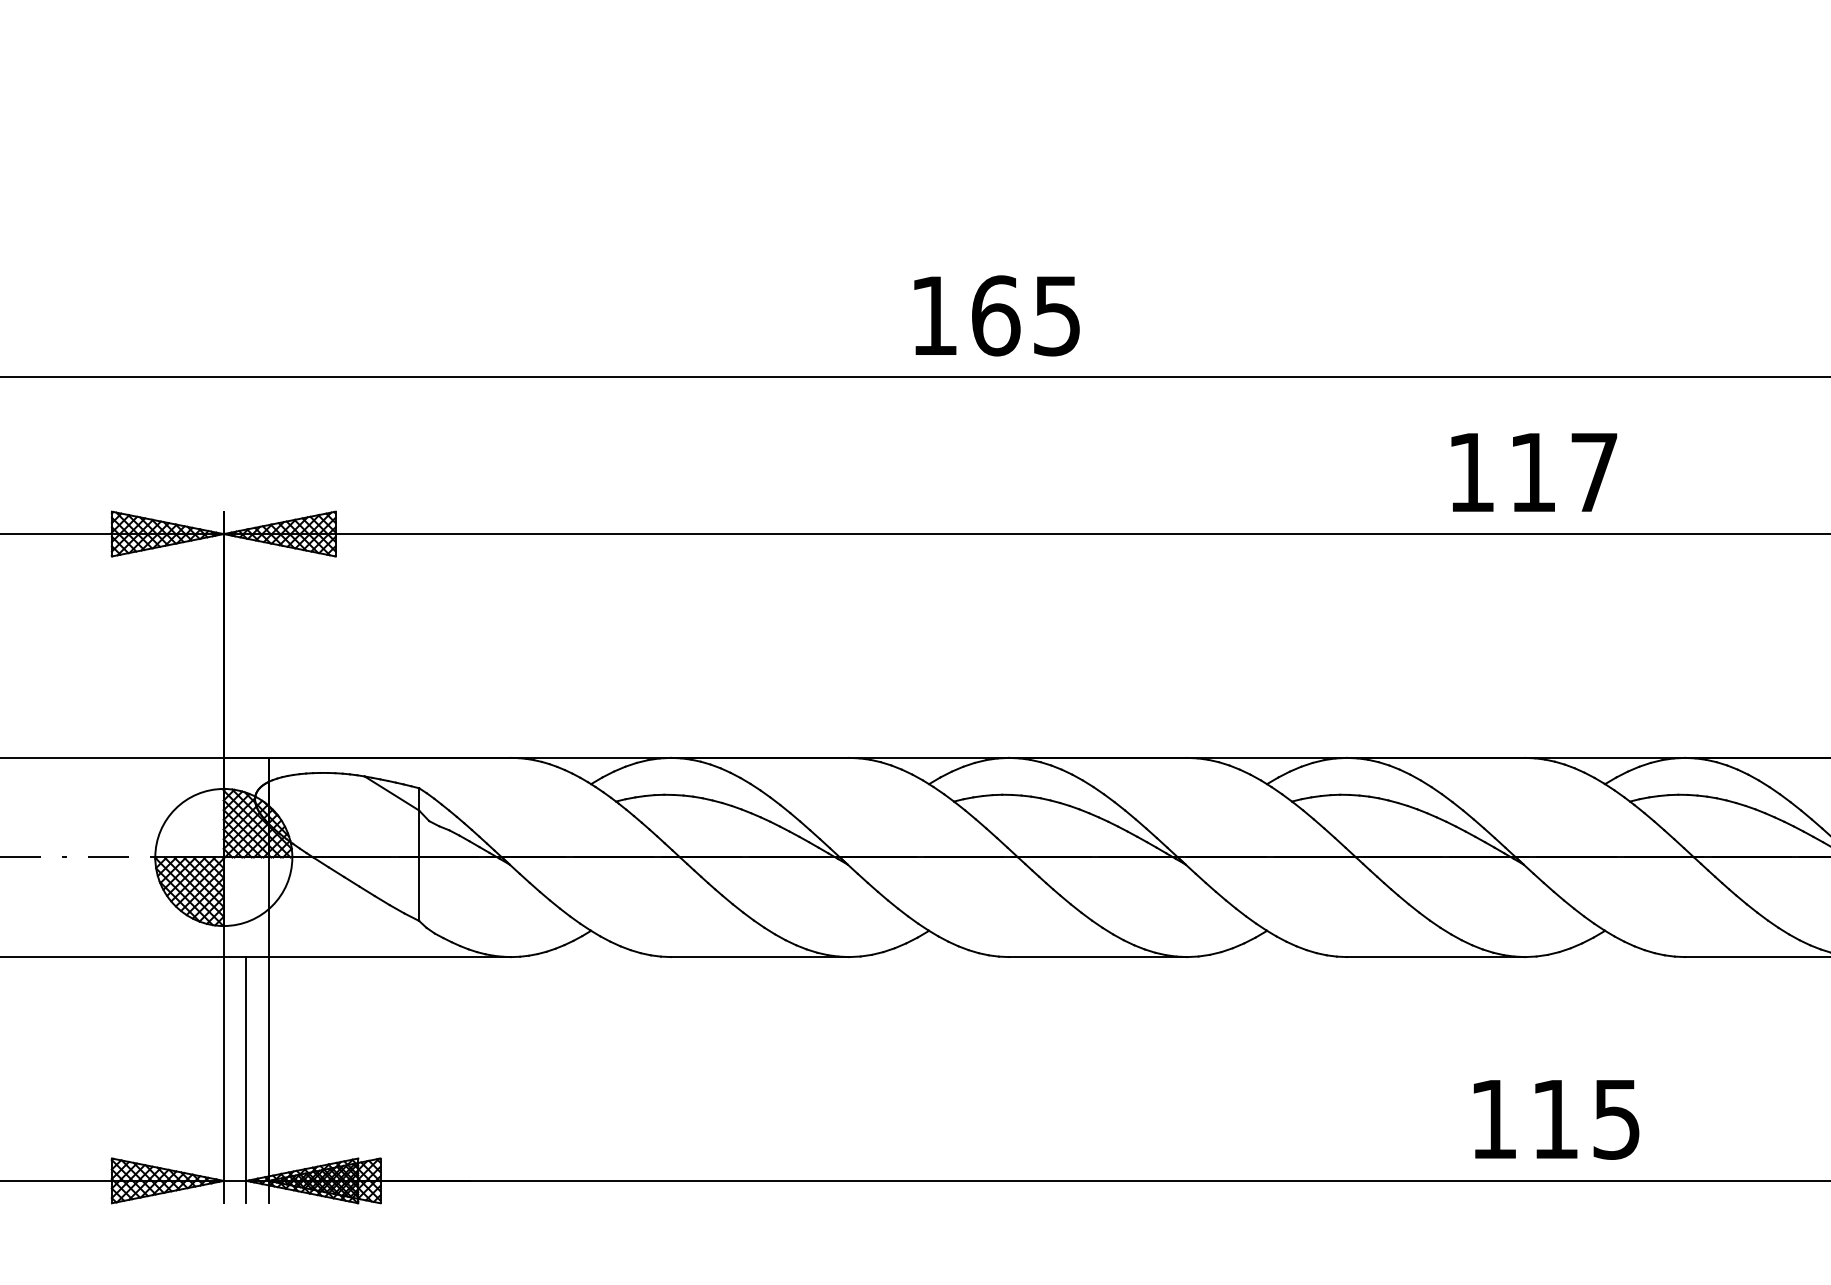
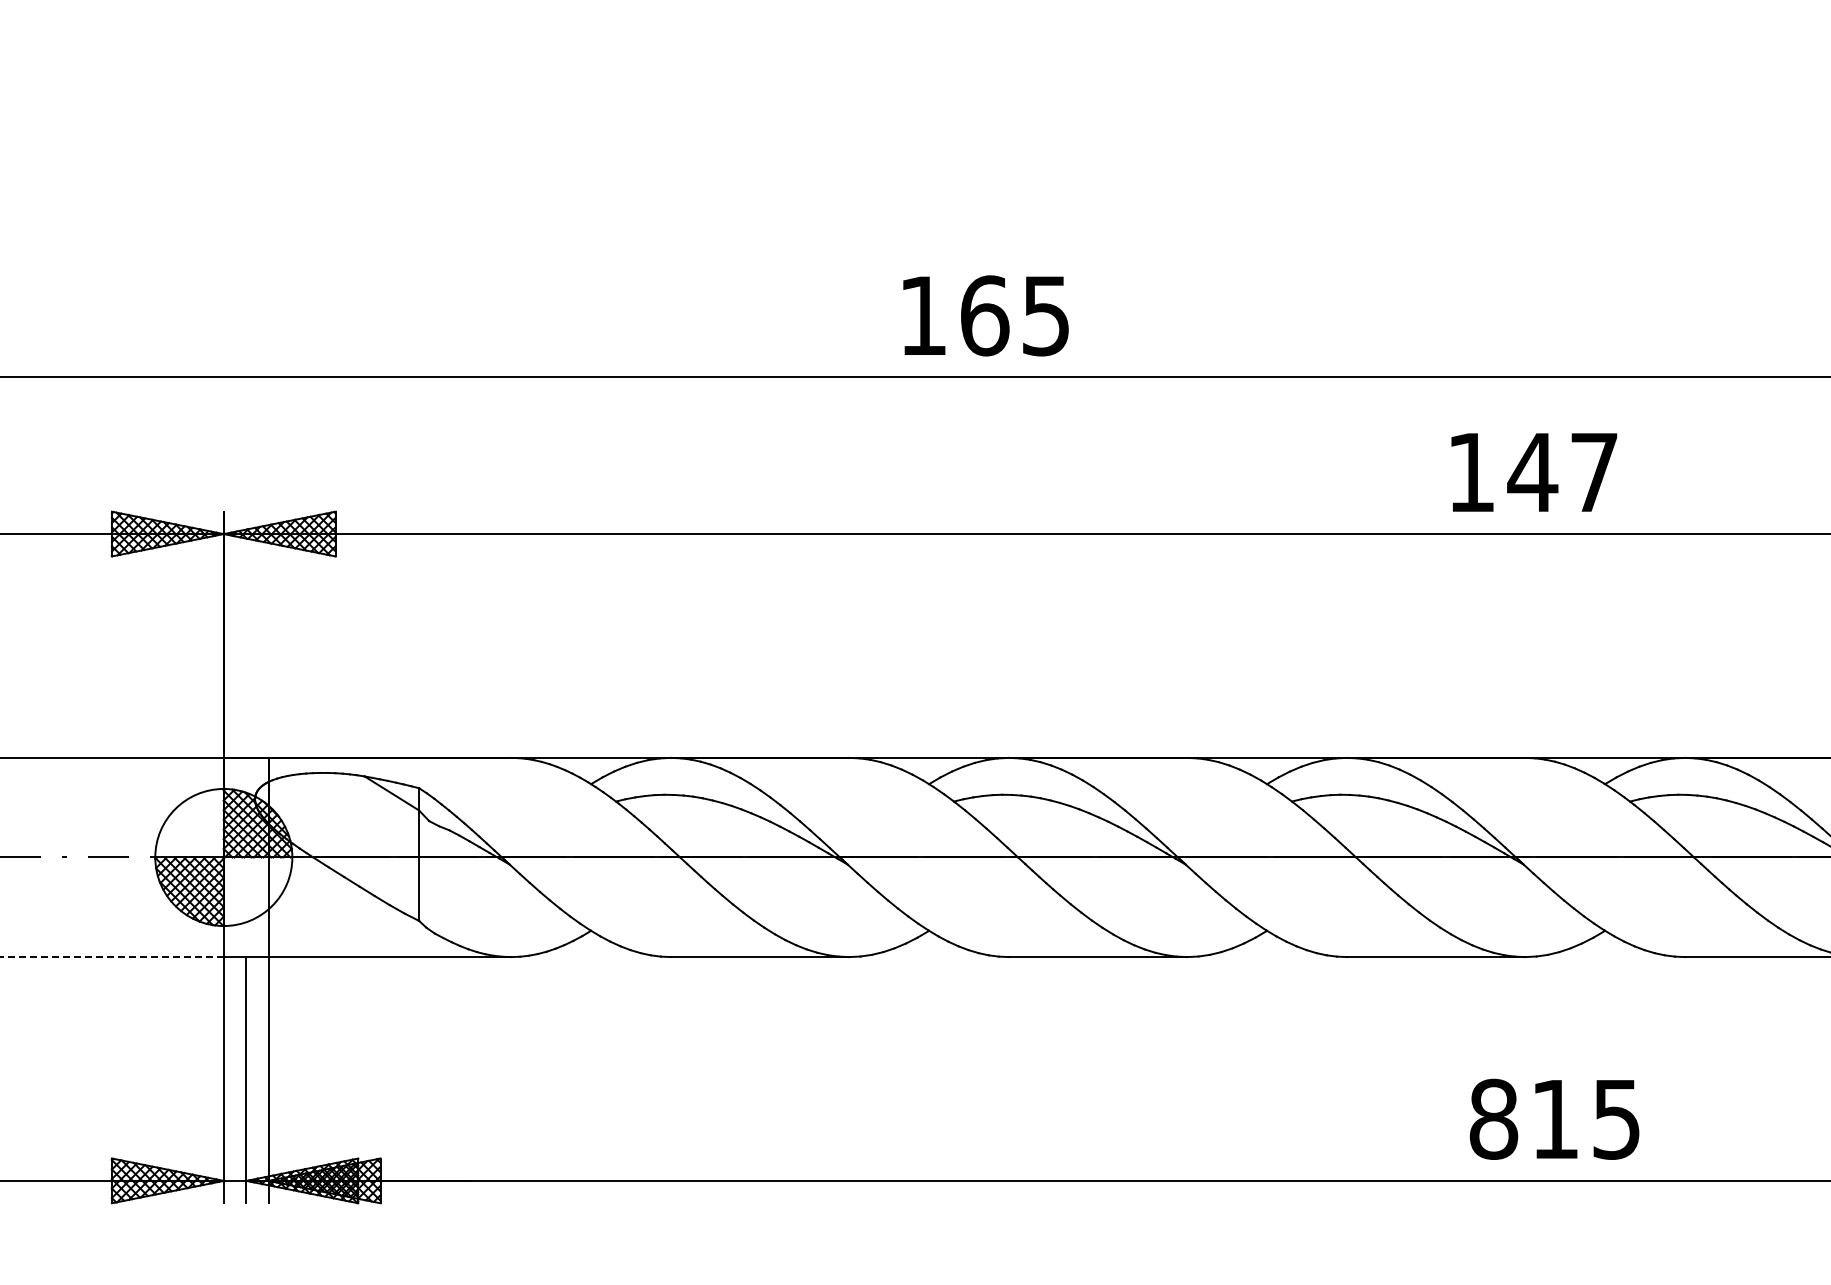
text position: (996, 315) -> (985, 315) (985, 315)
text: 117 -> 147 (1532, 472)
line: solid -> dashed (111, 957)
text: 115 -> 815 (1493, 1118)
